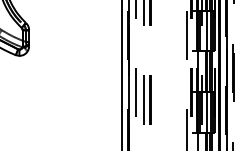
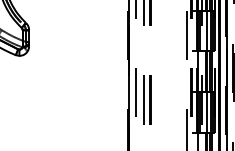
line: present -> none (121, 74)
